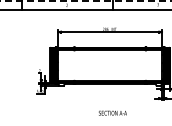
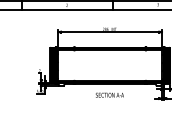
line: dashed -> solid (85, 1)
text position: (112, 112) -> (109, 94) (109, 94)
